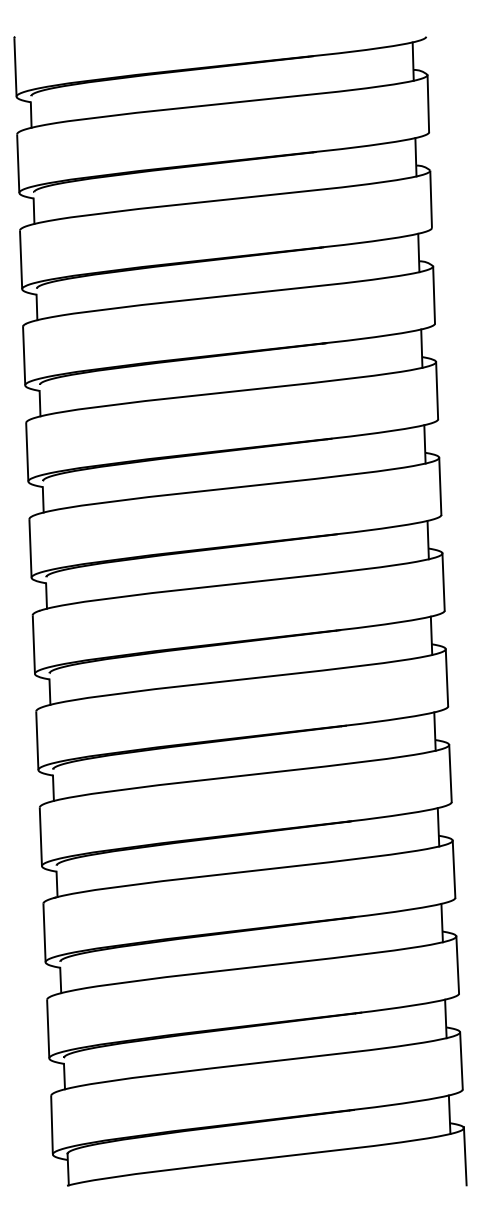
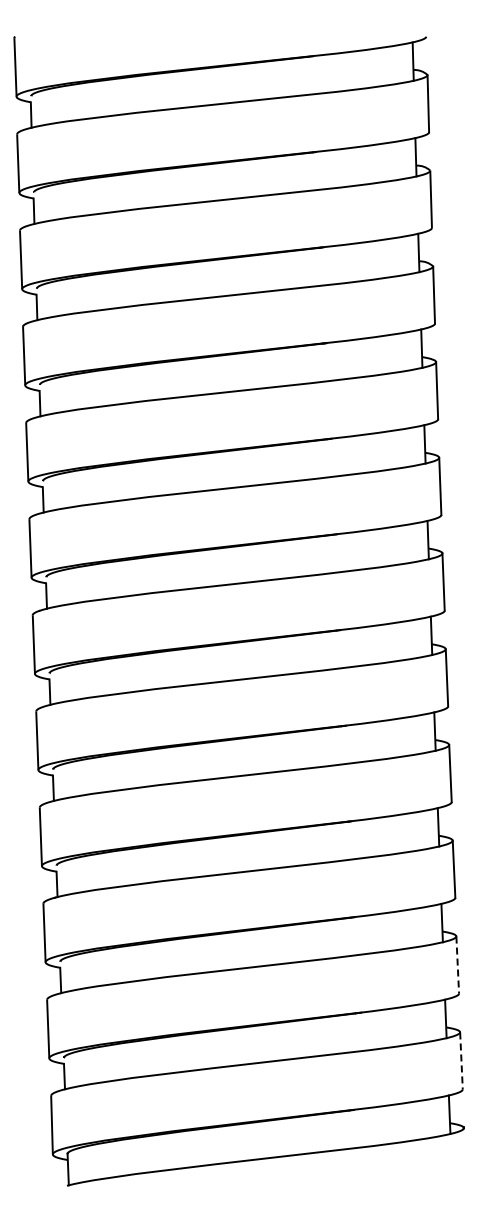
line: solid -> dashed (457, 965)
line: solid -> dashed (461, 1060)
line: present -> none (464, 1156)
